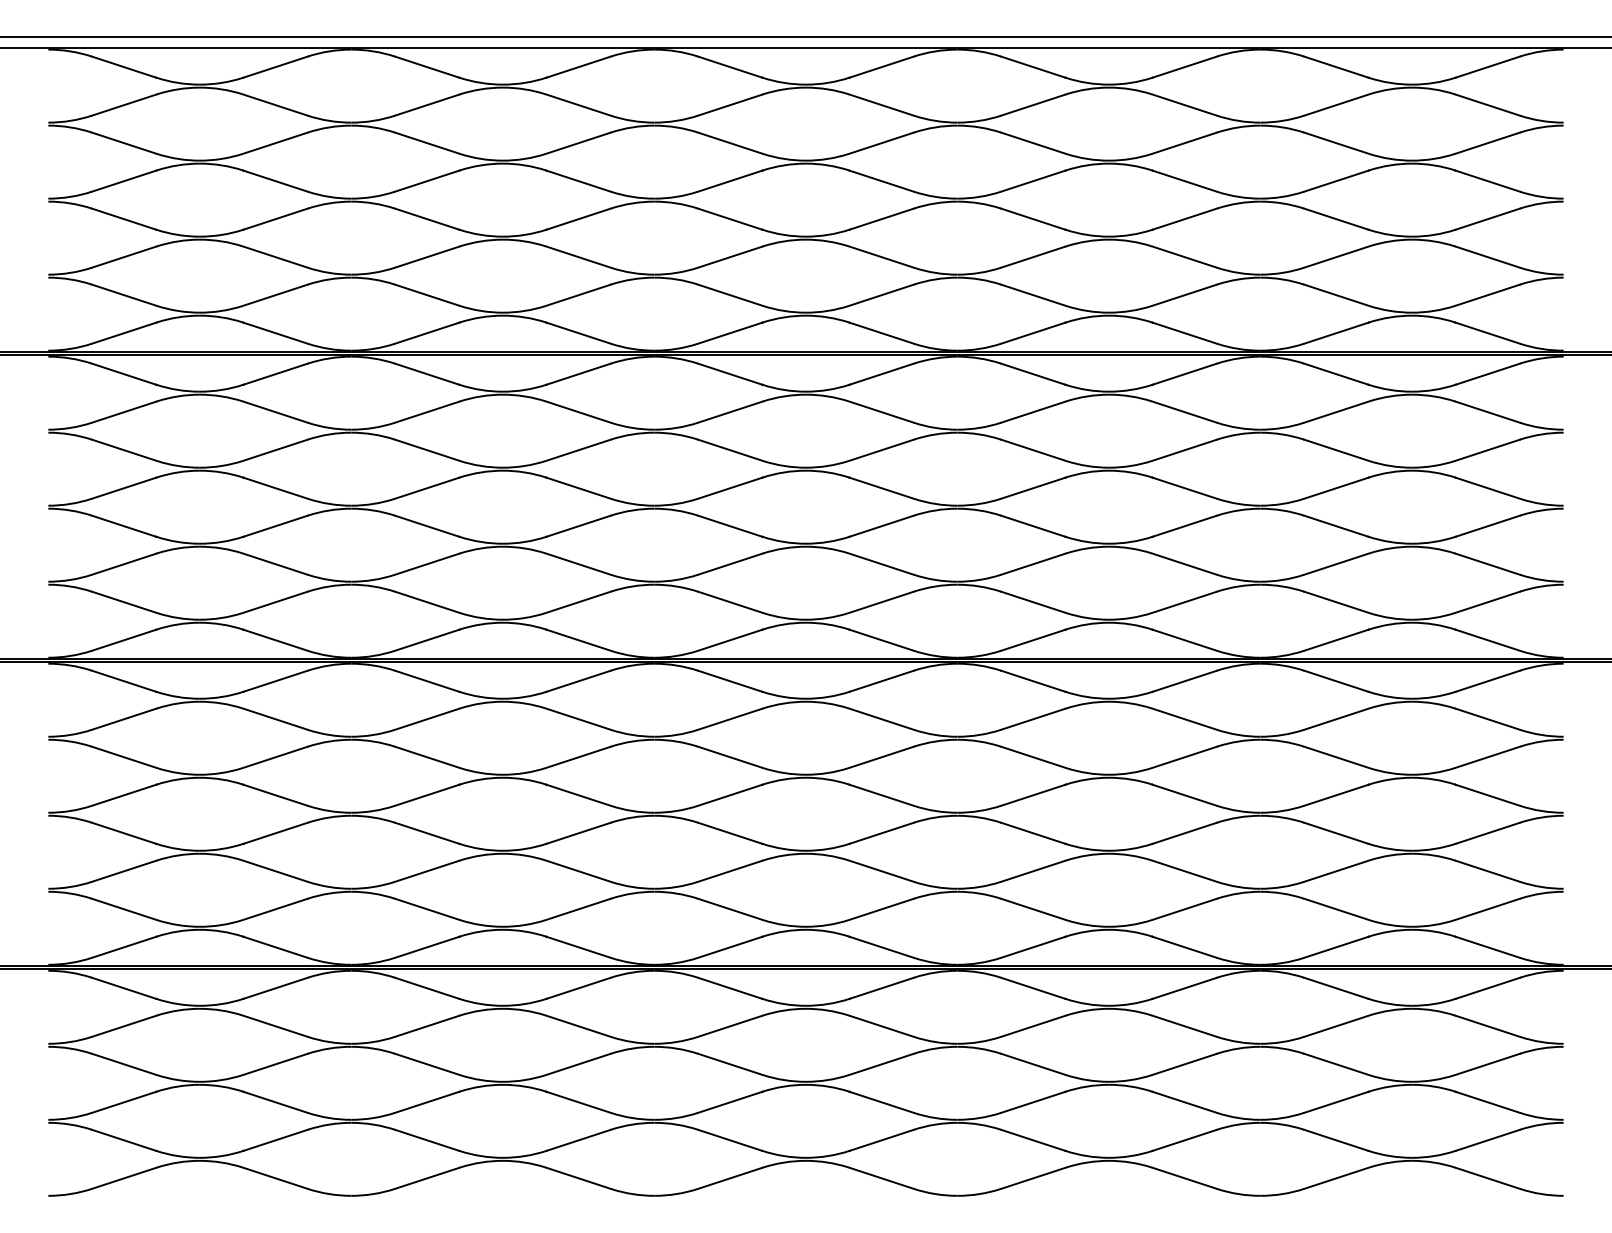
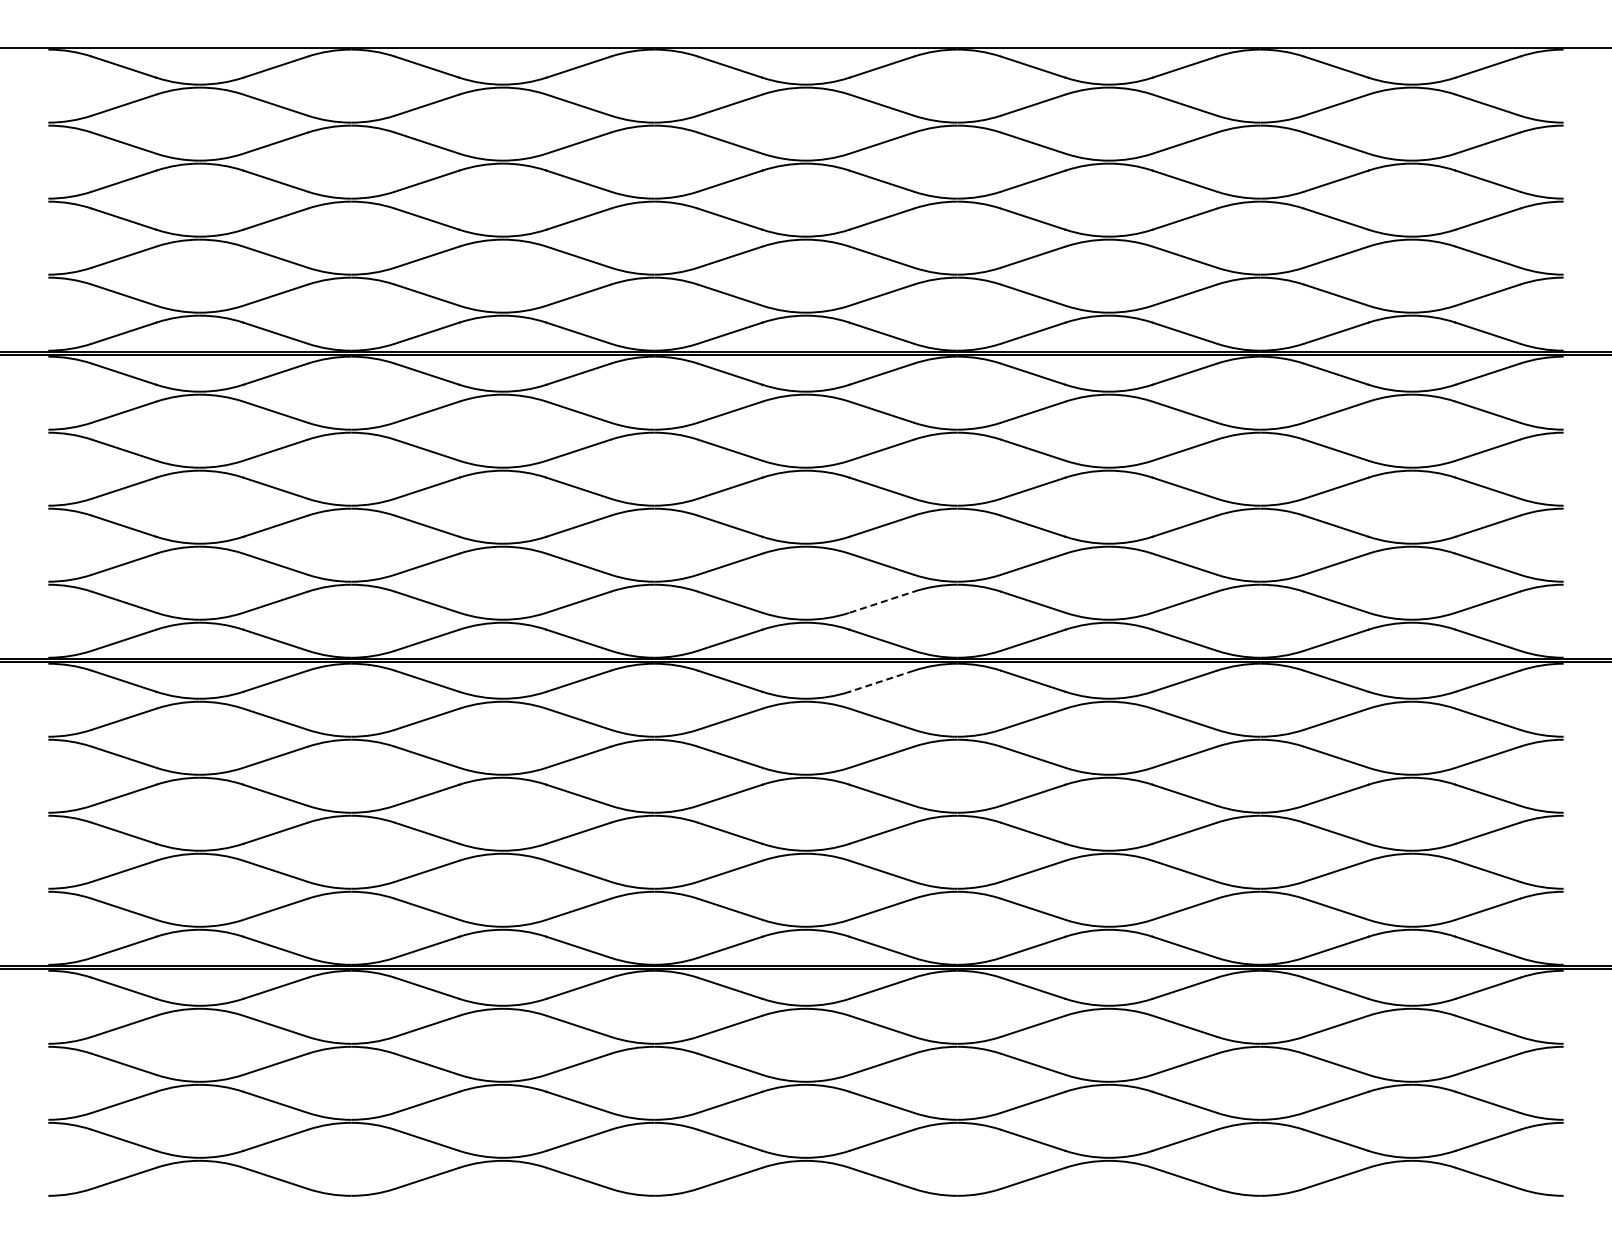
line: present -> none (805, 37)
line: solid -> dashed (881, 602)
line: solid -> dashed (881, 681)
